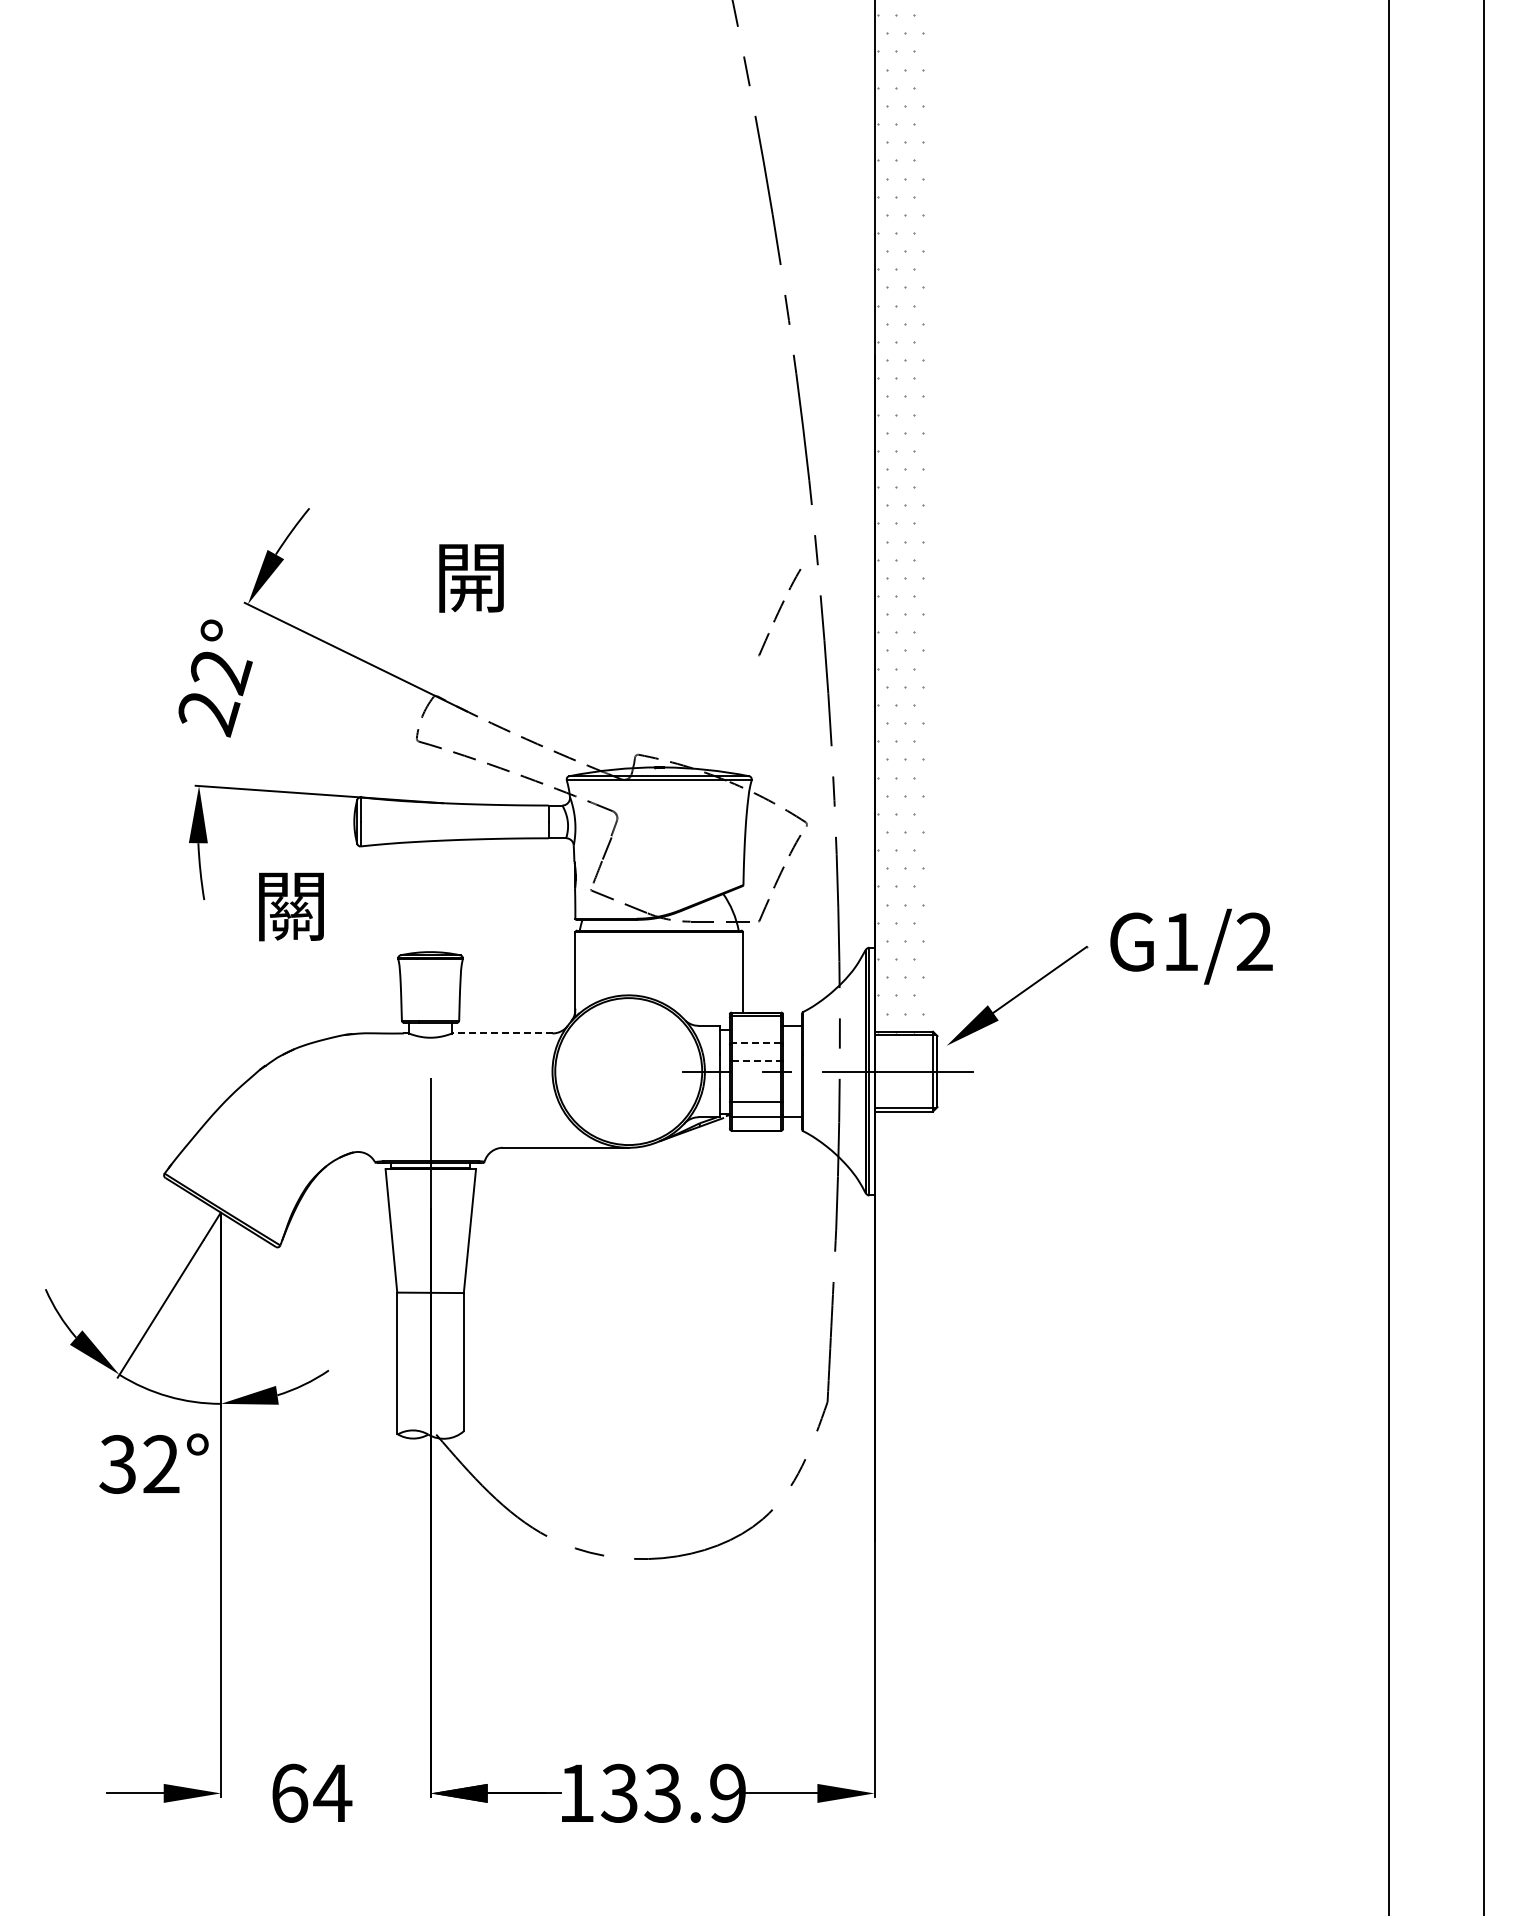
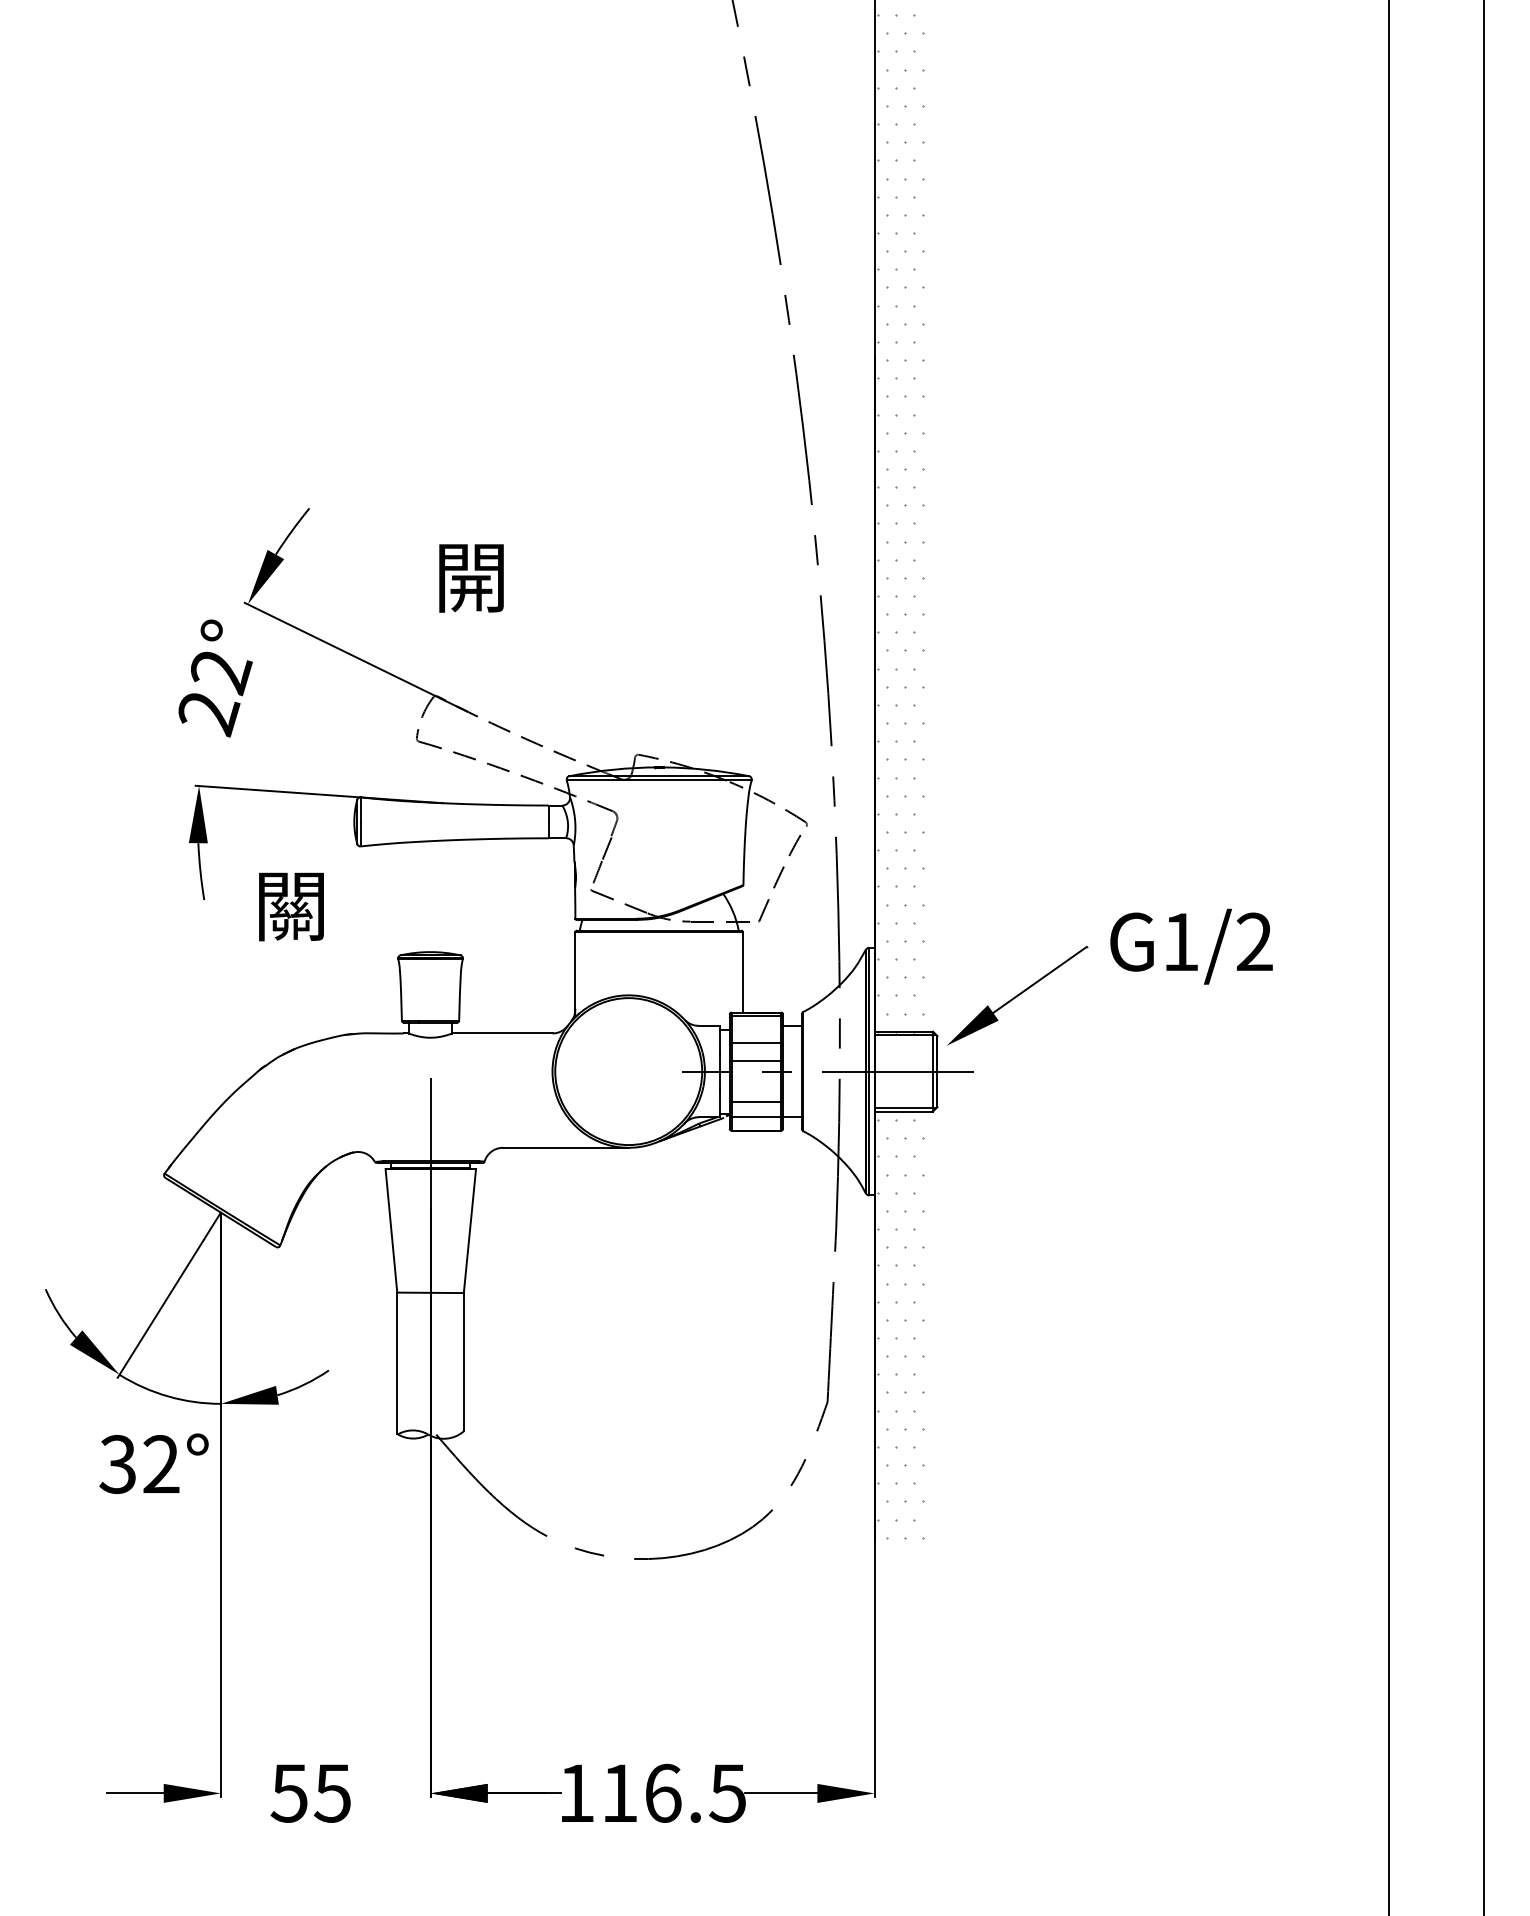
part: present -> none (779, 612)
line: dashed -> solid (501, 1033)
line: dashed -> solid (756, 1043)
line: dashed -> solid (756, 1061)
hatch: none -> present (900, 1328)
text: 64 -> 55 (311, 1792)
text: 133.9 -> 116.5 (673, 1792)
